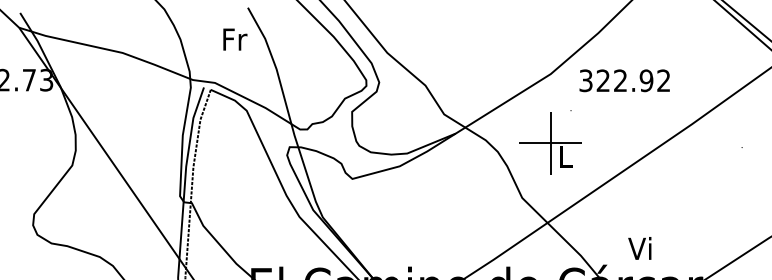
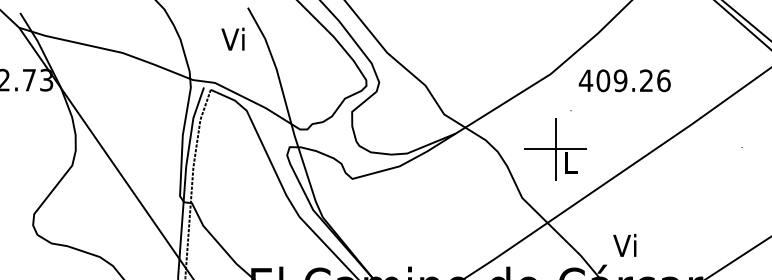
text: Fr -> Vi (234, 38)
text: 322.92 -> 409.26 (624, 80)
part position: (550, 143) -> (555, 149) (555, 149)
text position: (639, 248) -> (624, 245) (624, 245)
